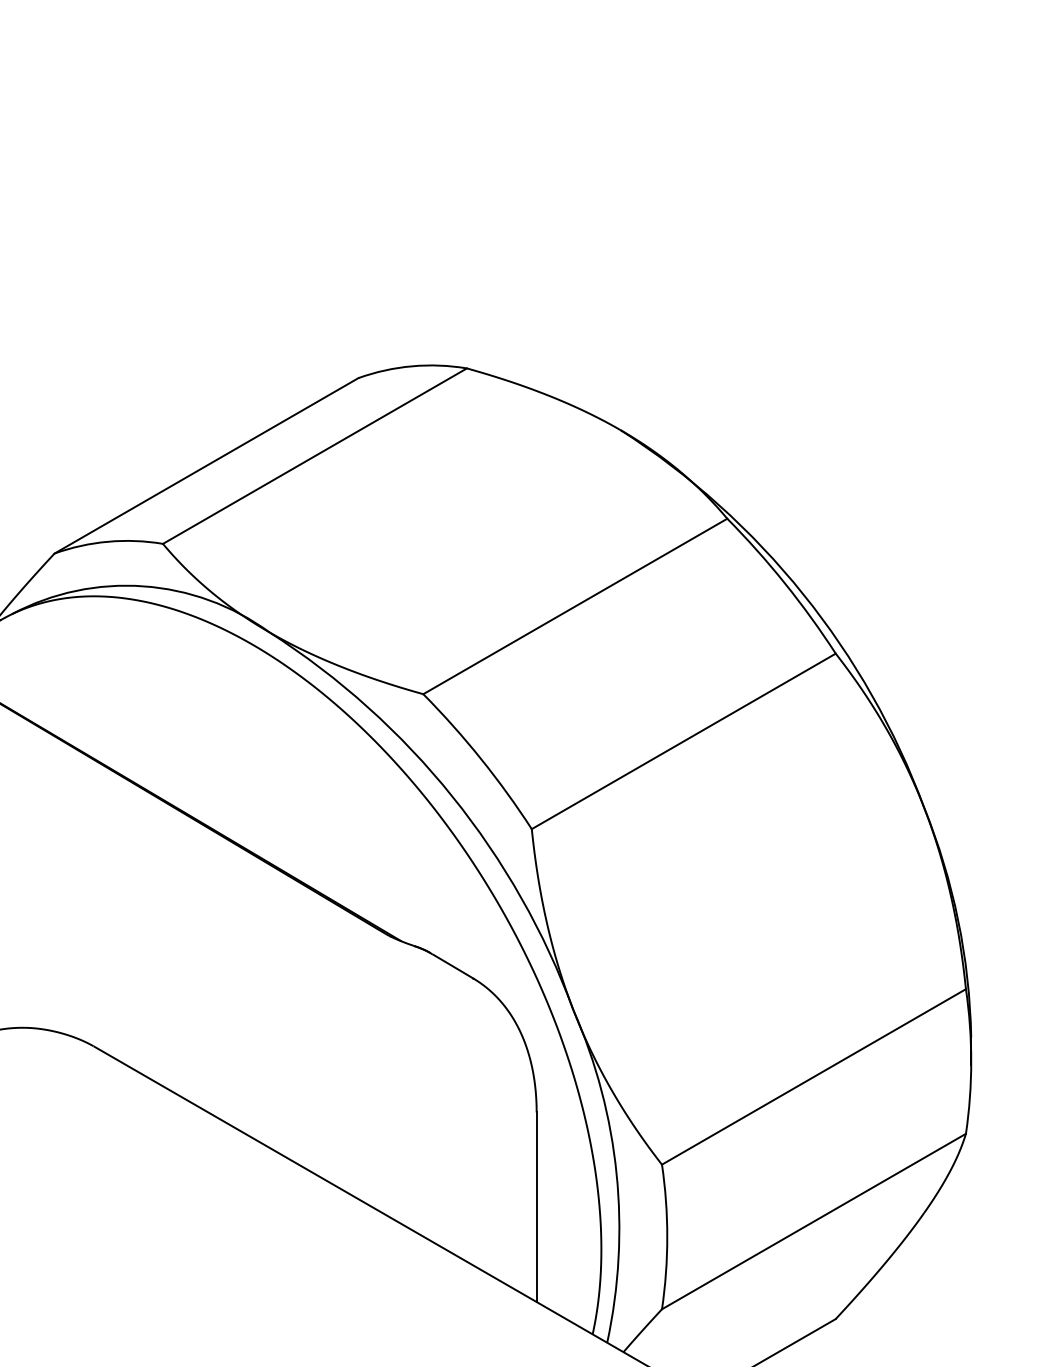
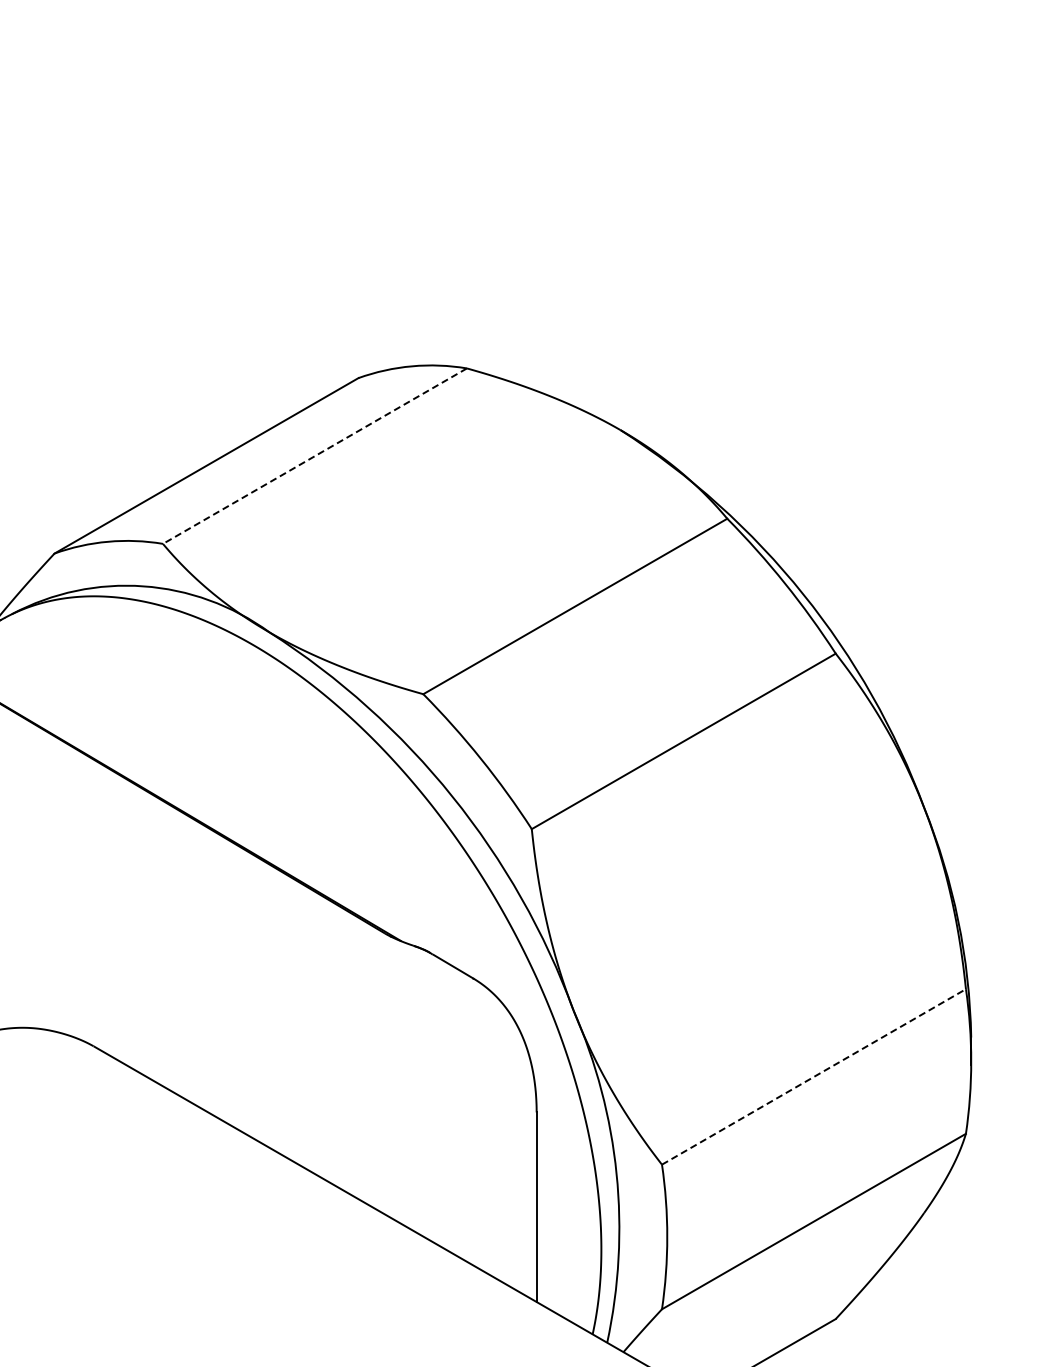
line: solid -> dashed (314, 456)
line: solid -> dashed (814, 1076)
